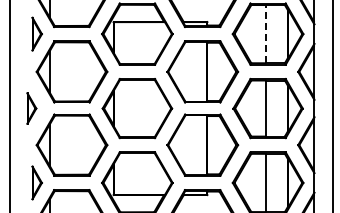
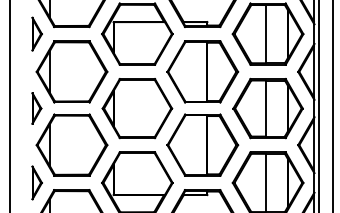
line: dashed -> solid (266, 33)
line: none -> present (319, 105)
part position: (31, 108) -> (36, 108) (36, 108)
